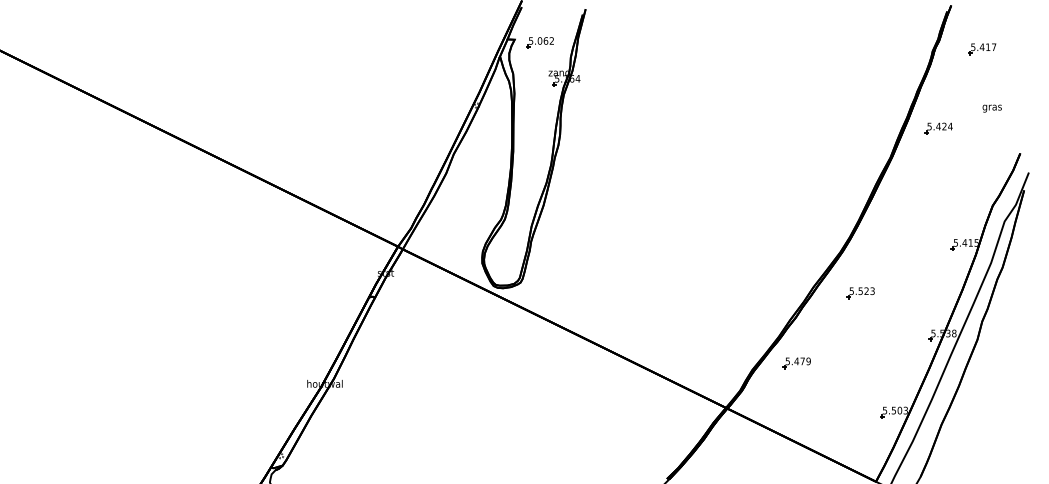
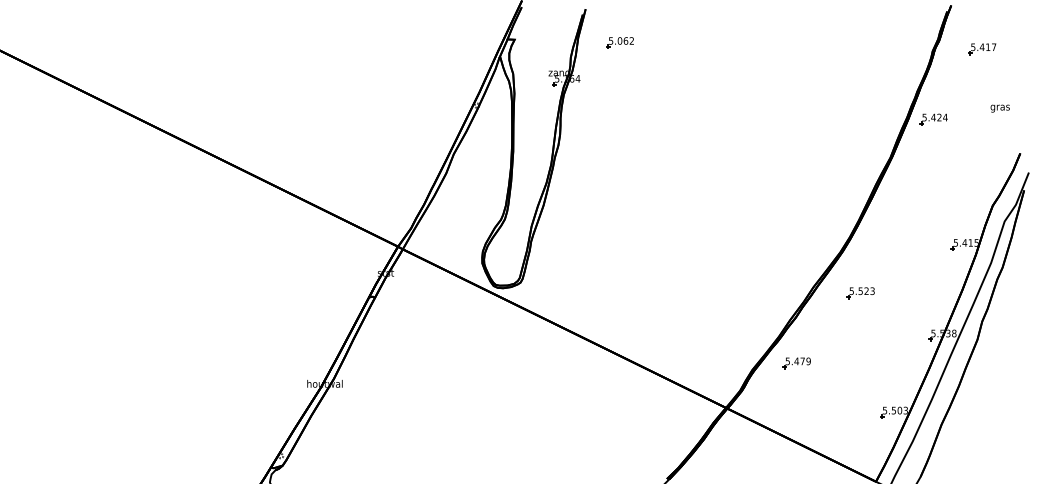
part position: (539, 42) -> (619, 42) (619, 42)
text position: (991, 108) -> (999, 108) (999, 108)
part position: (938, 128) -> (933, 119) (933, 119)
